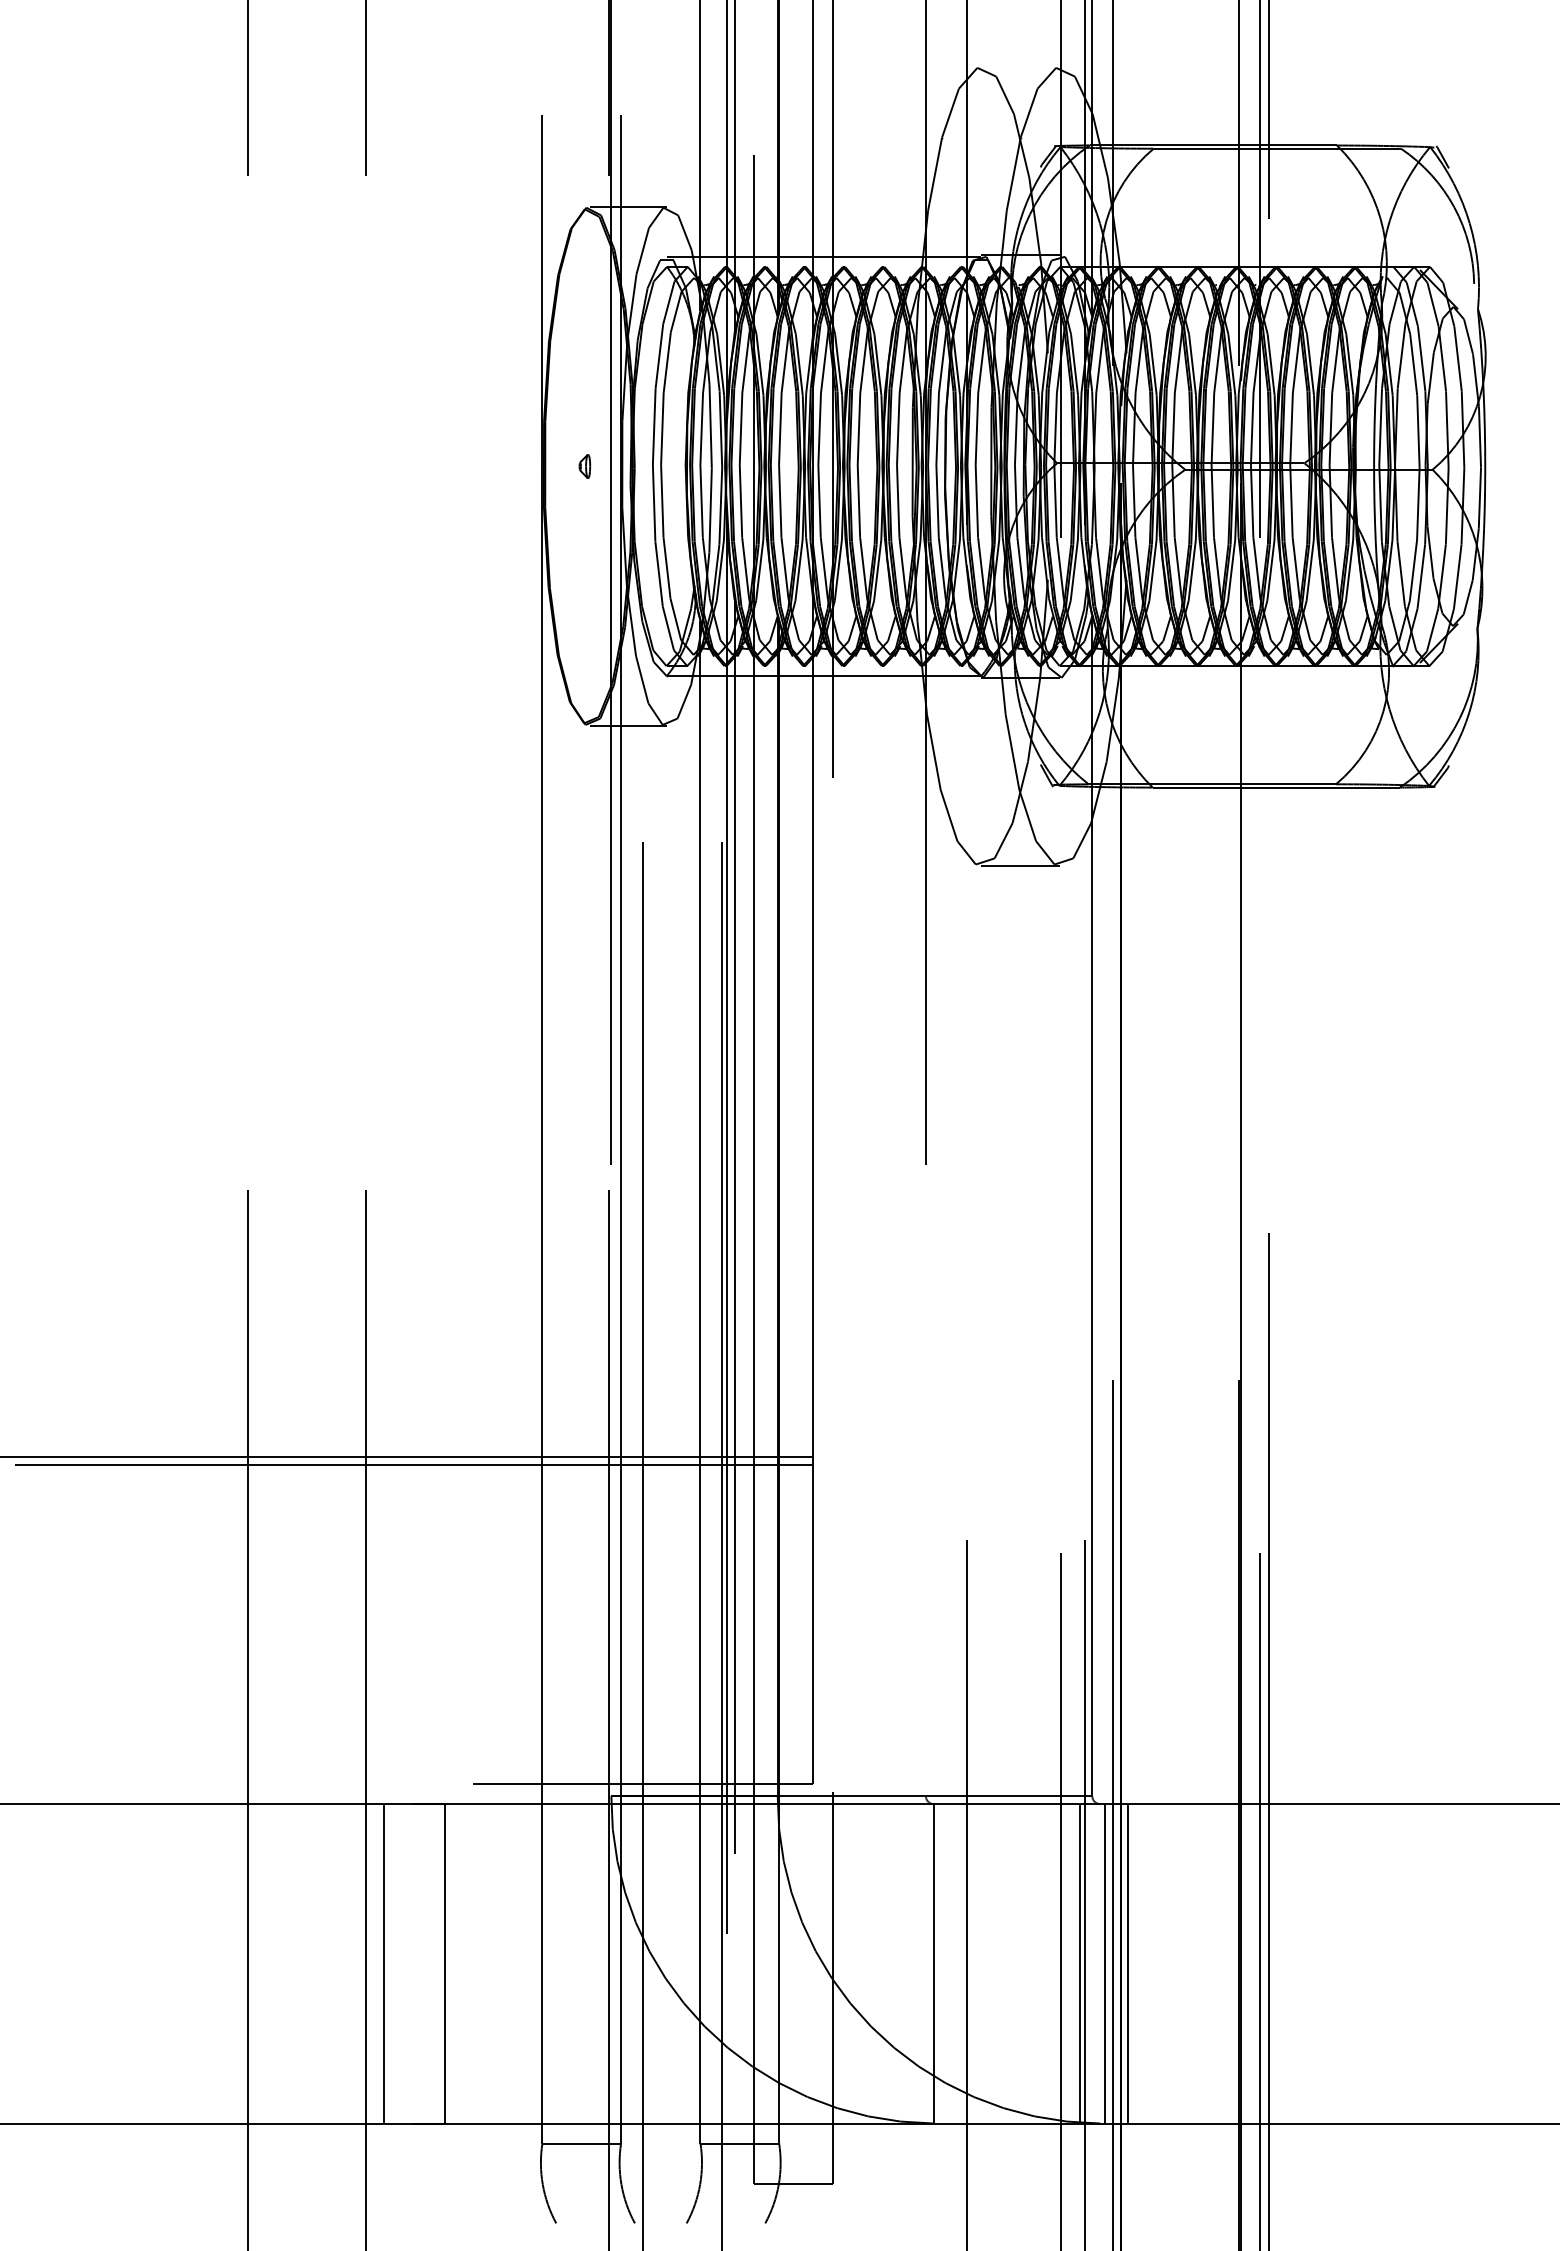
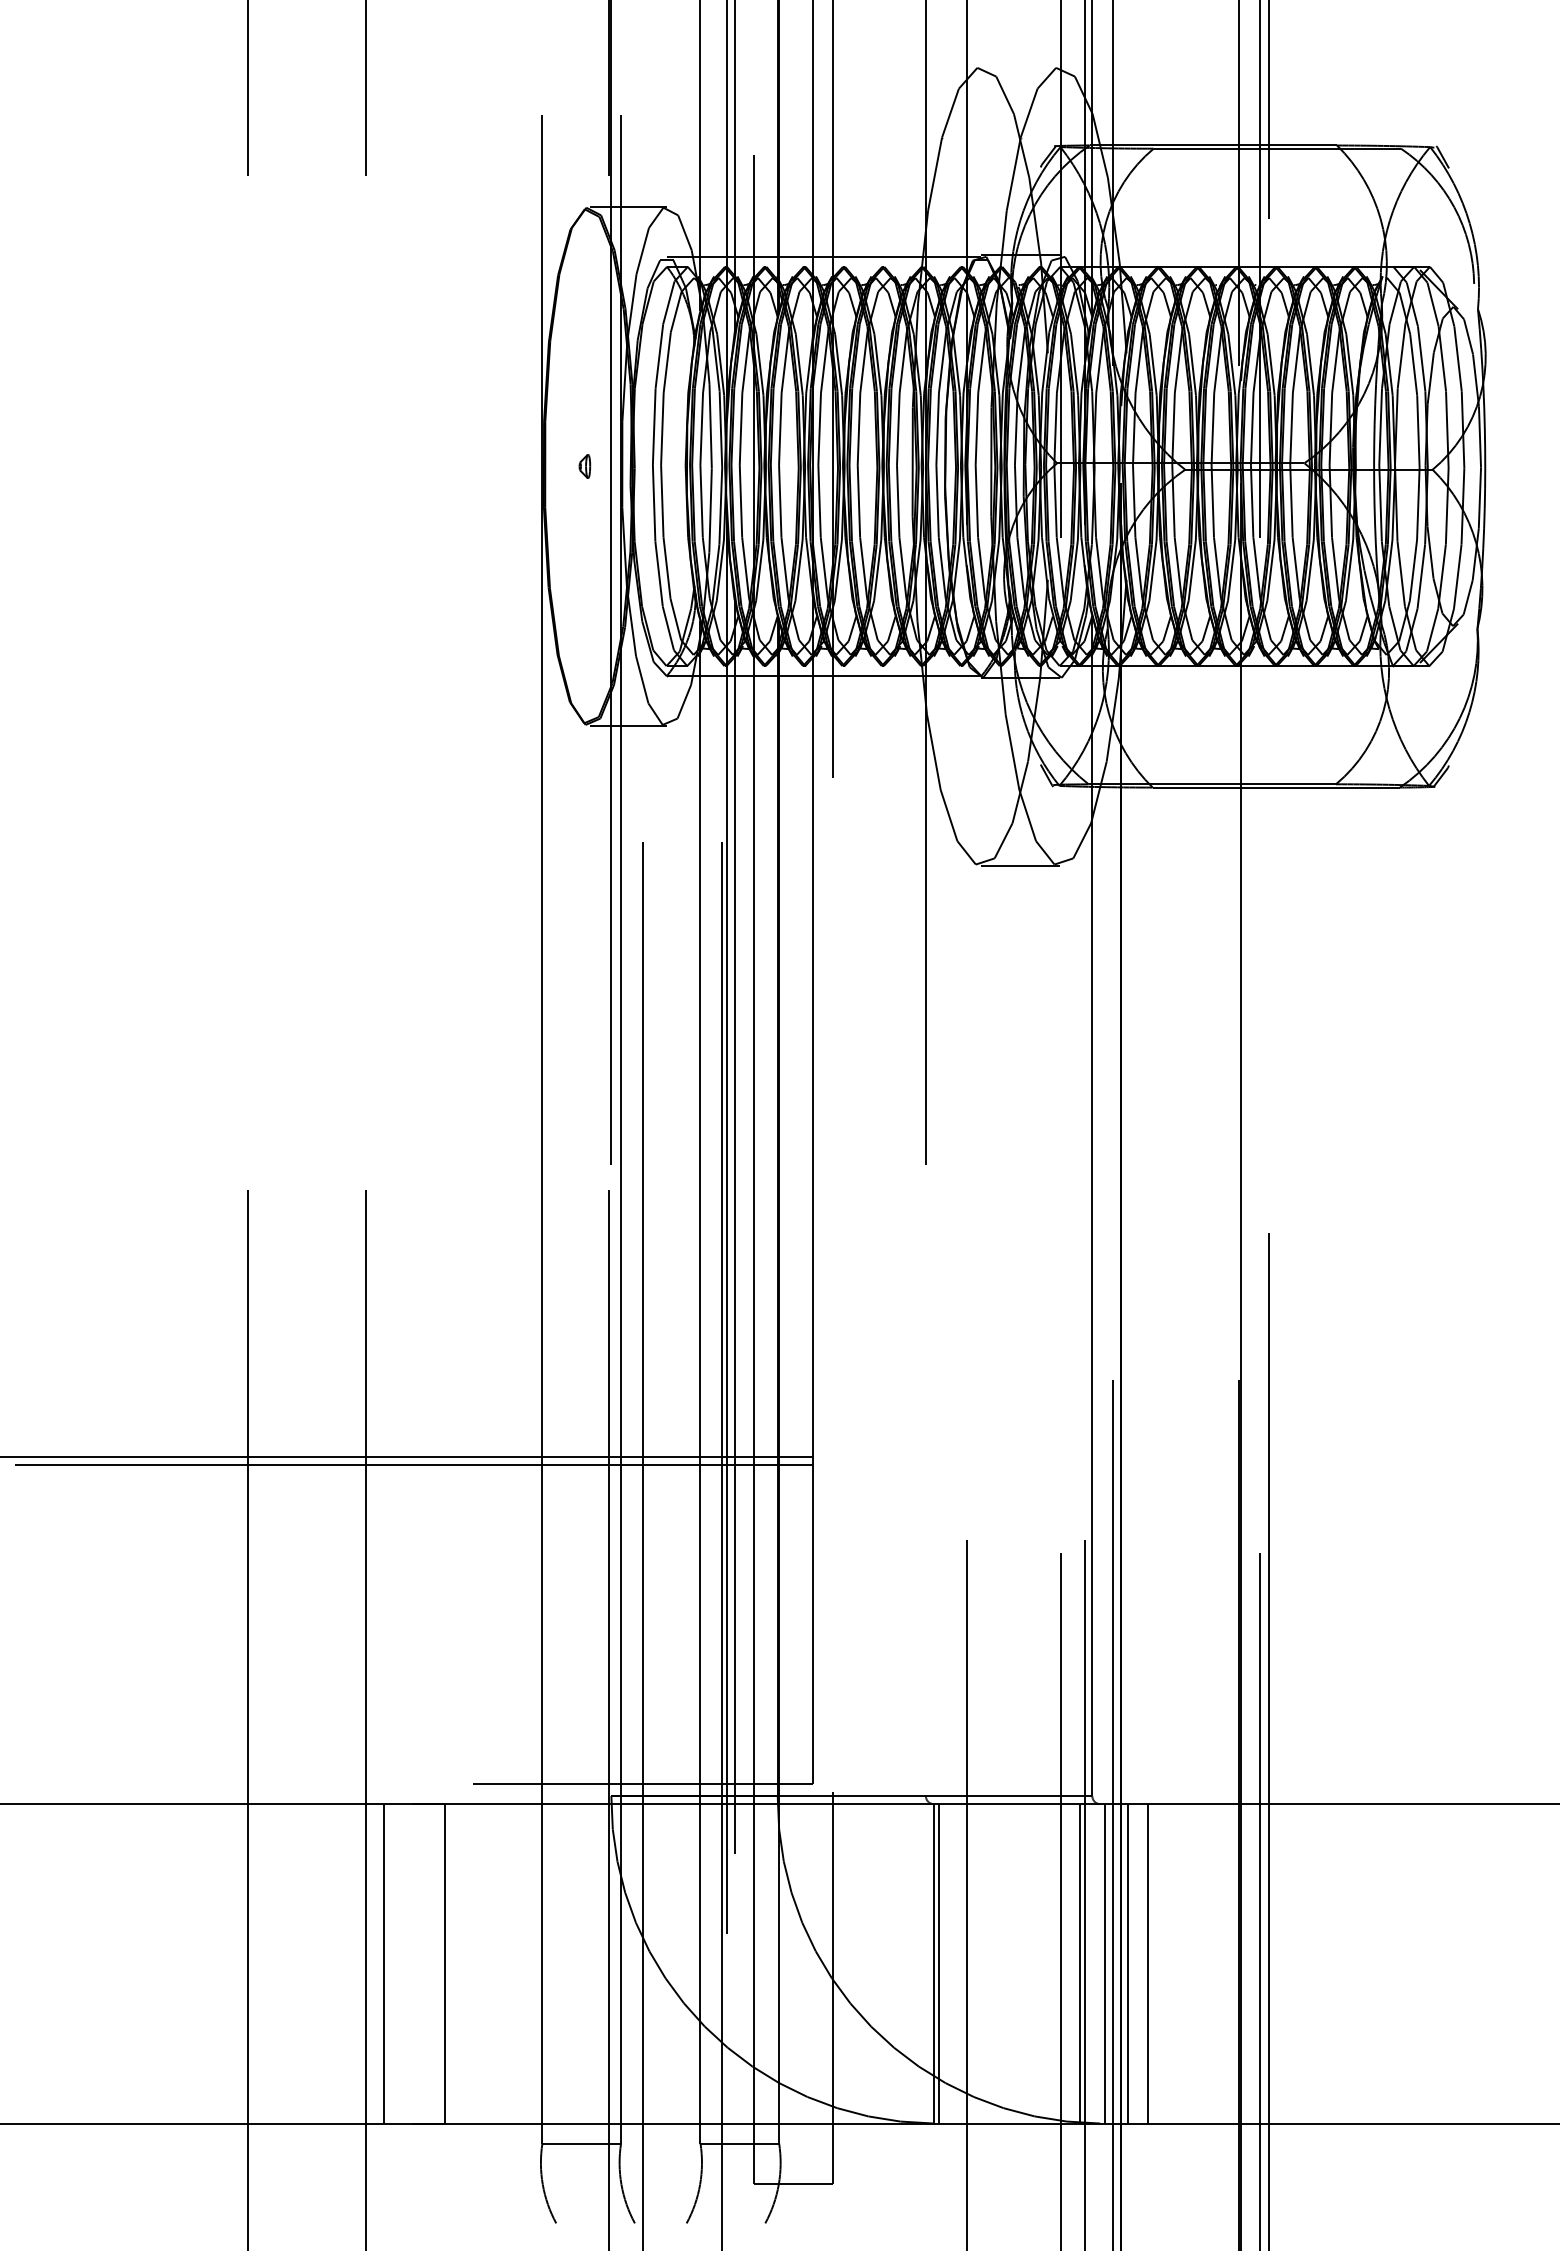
line: none -> present (938, 1963)
line: none -> present (1147, 1963)
